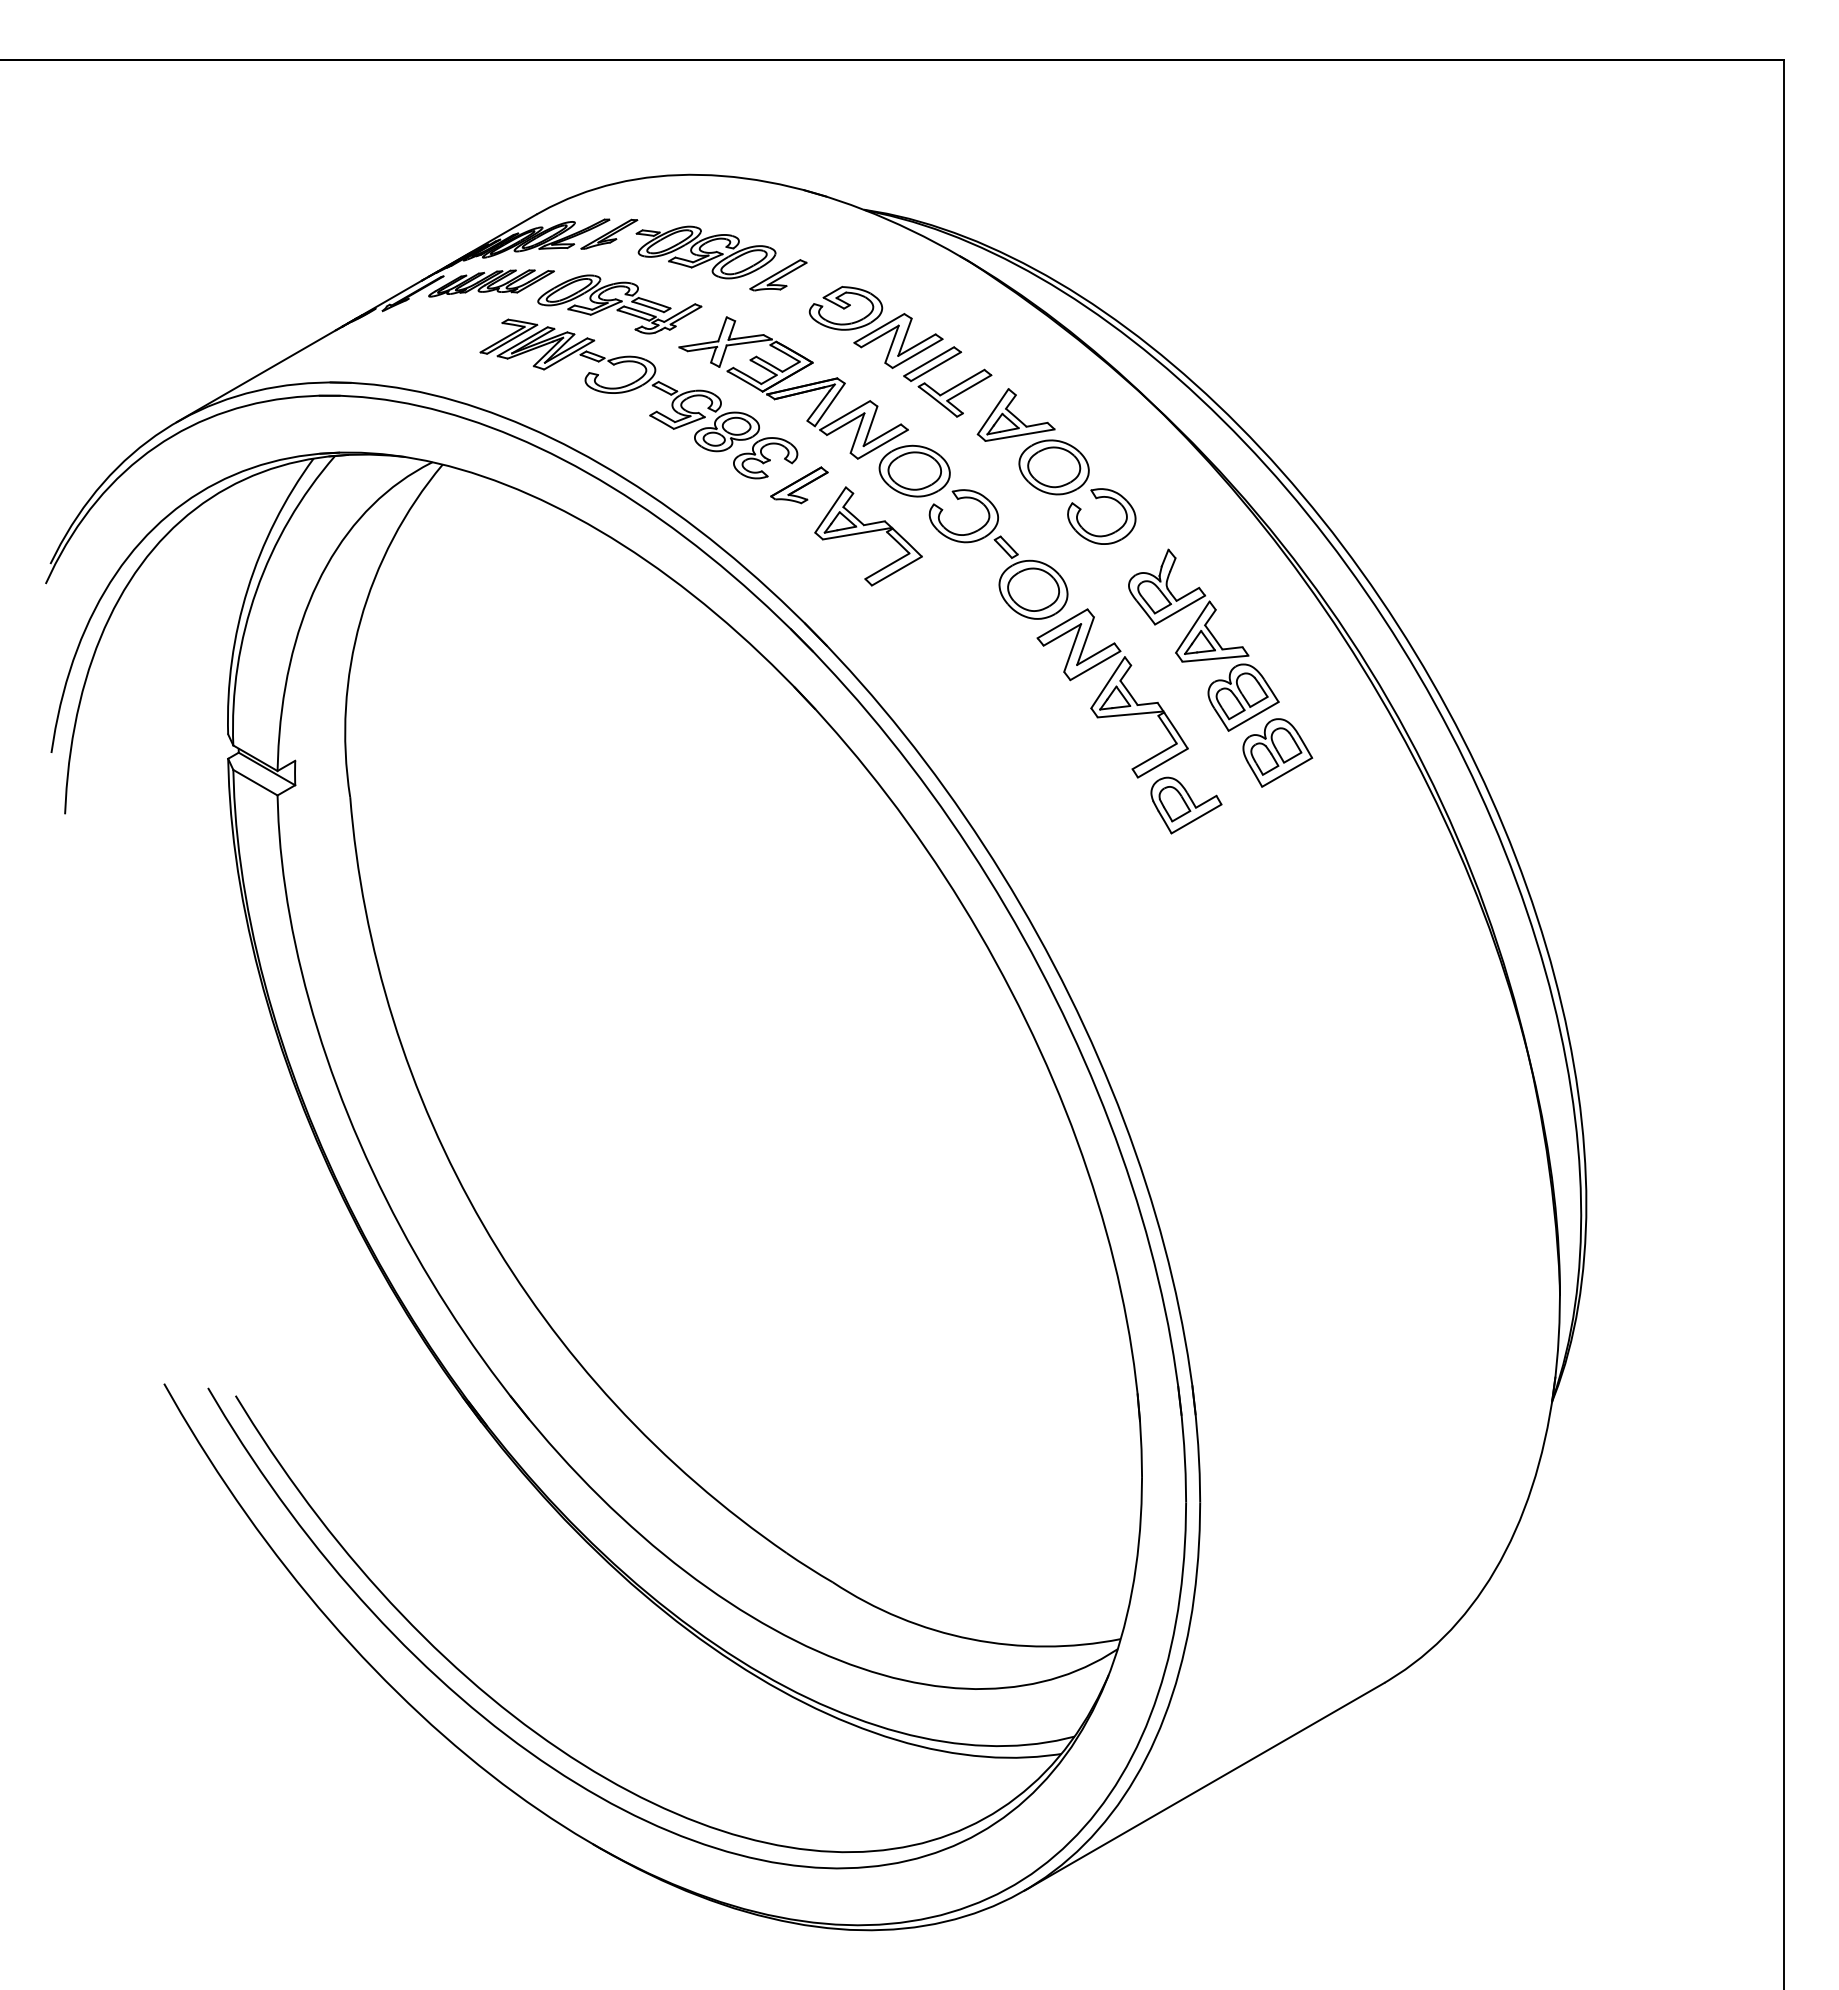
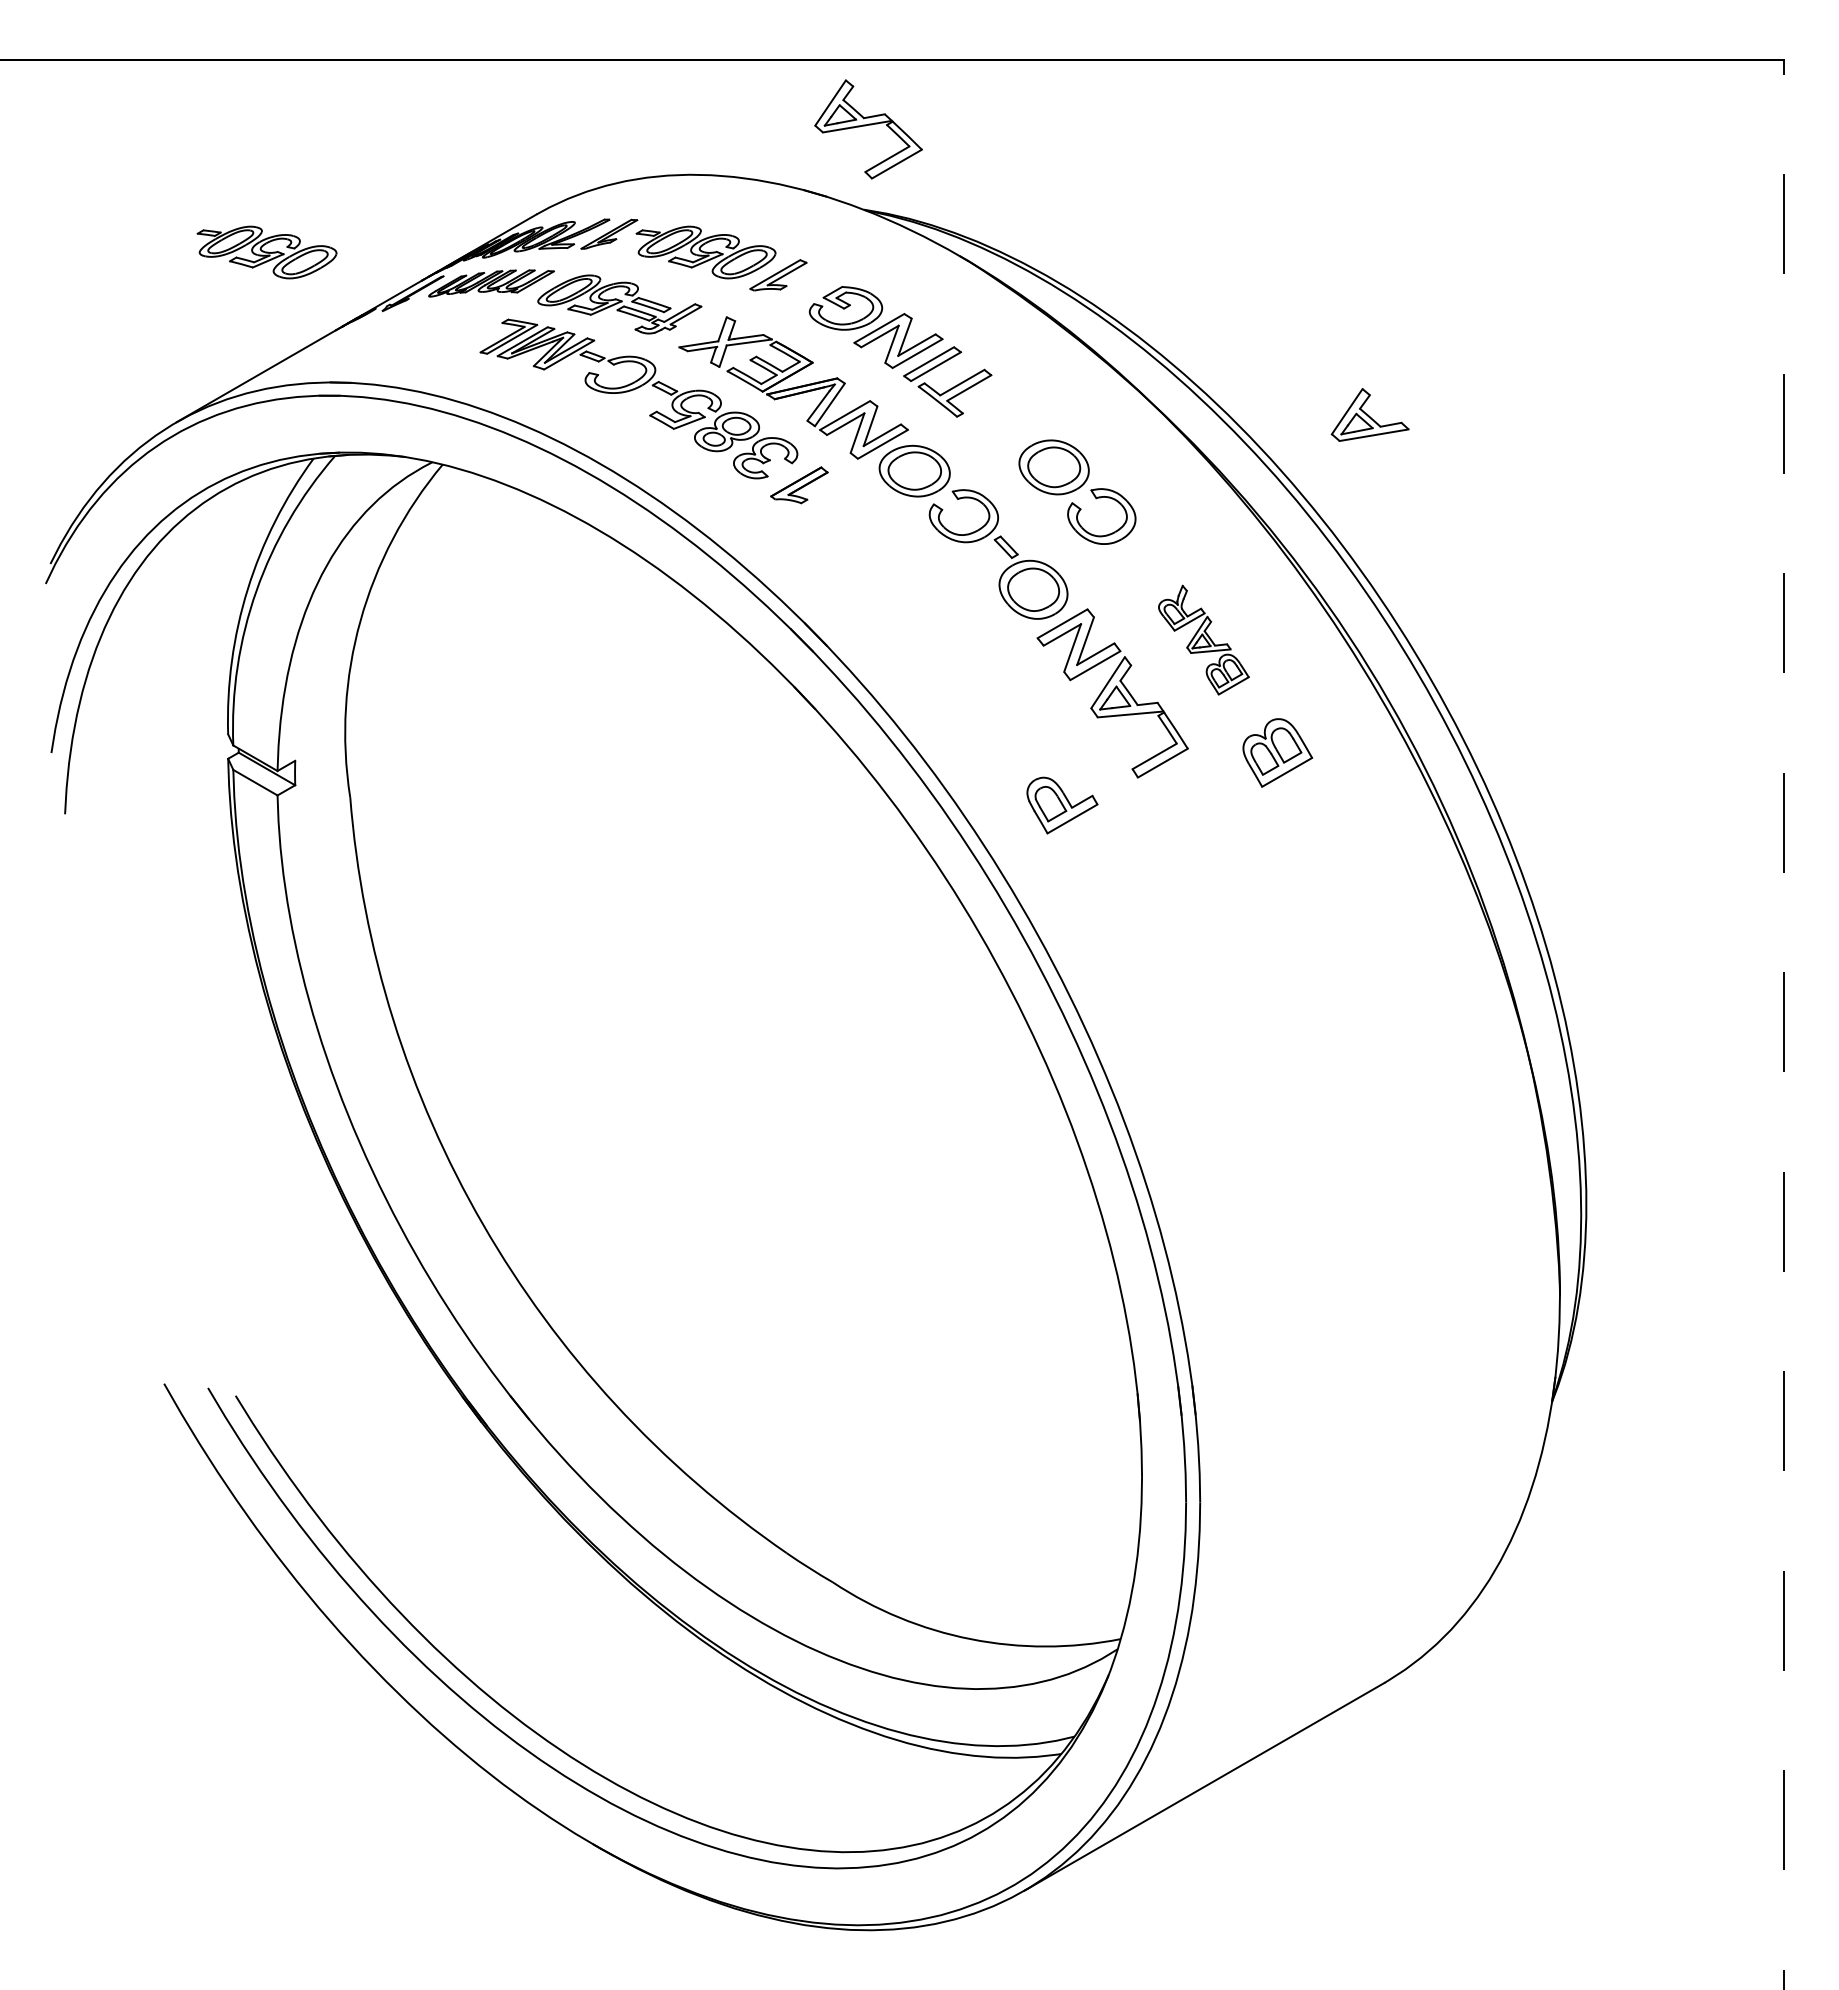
part: none -> present (266, 252)
part position: (1015, 414) -> (1369, 414) (1369, 414)
part position: (868, 536) -> (868, 129) (868, 129)
part size: 152x184 px -> 92x112 px (1203, 639)
part position: (1186, 805) -> (1062, 805) (1062, 805)
line: solid -> dashed (1783, 1023)
